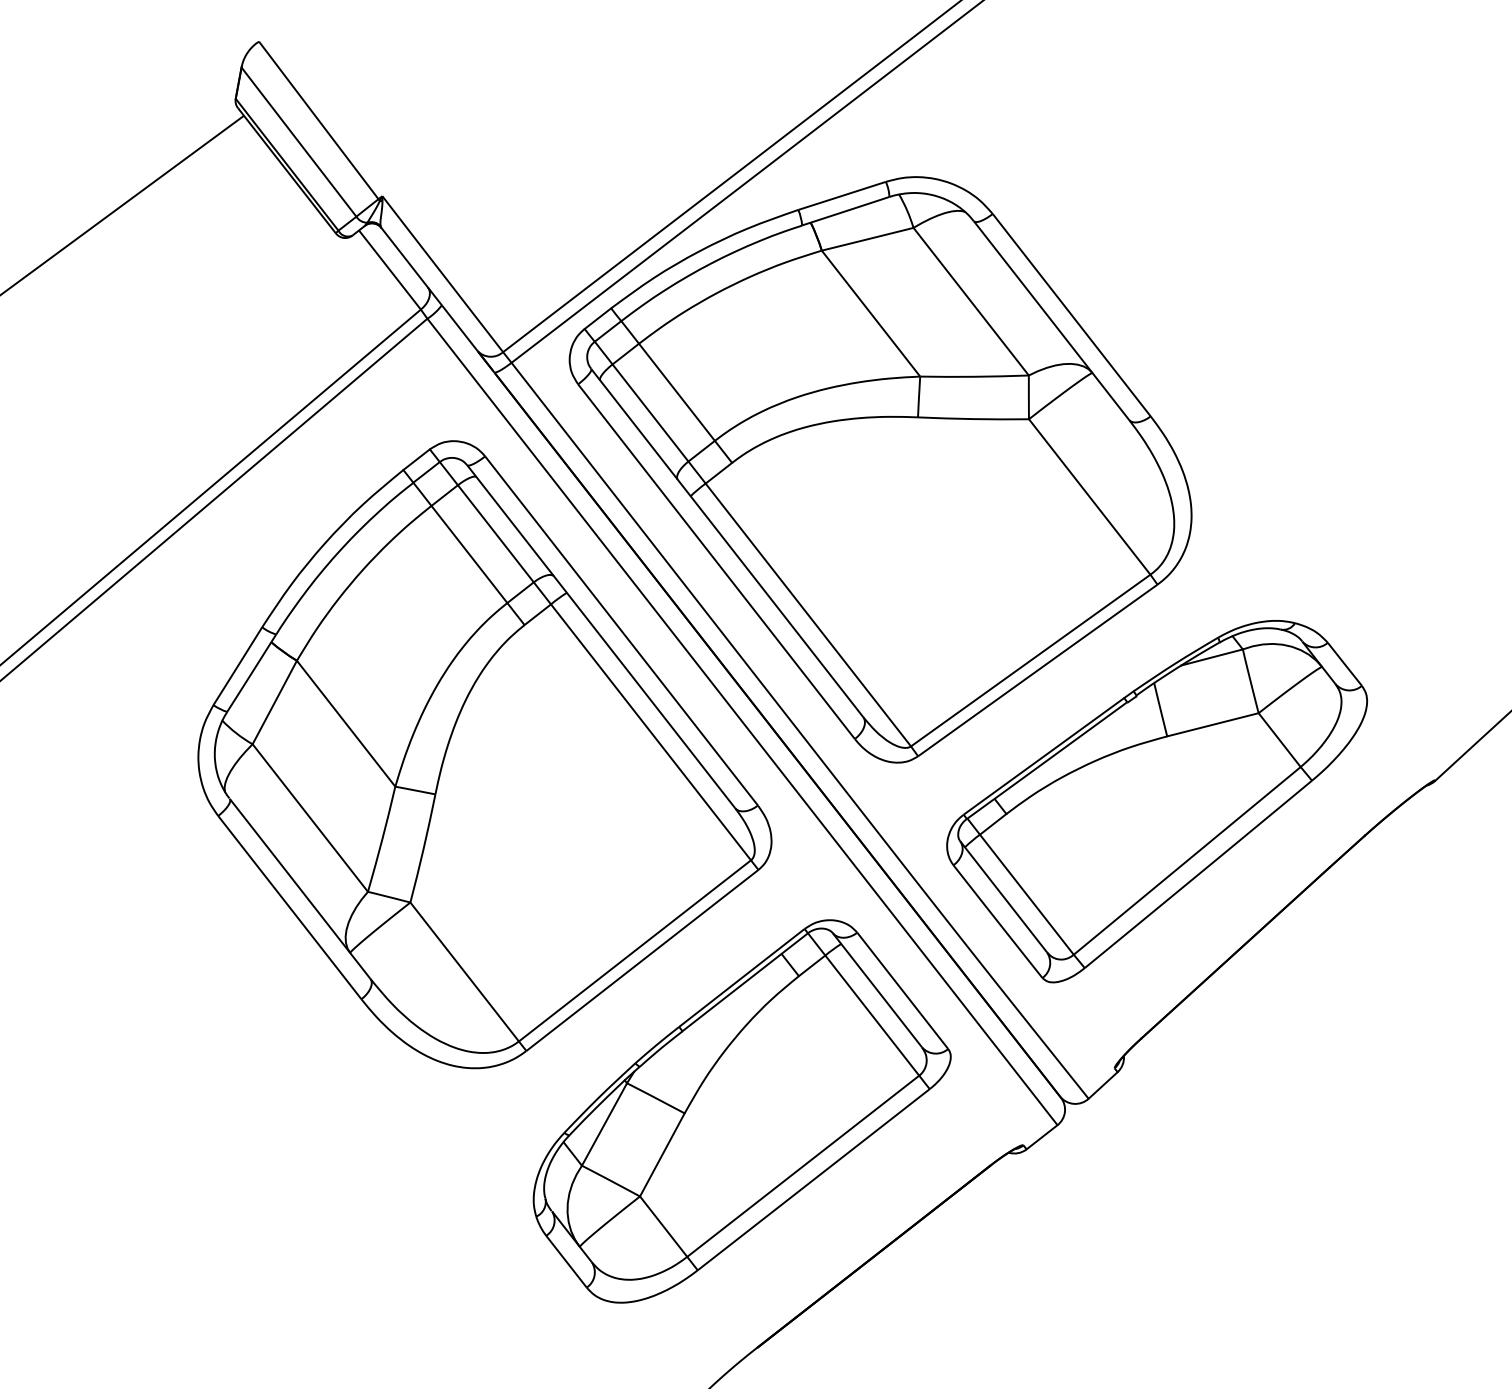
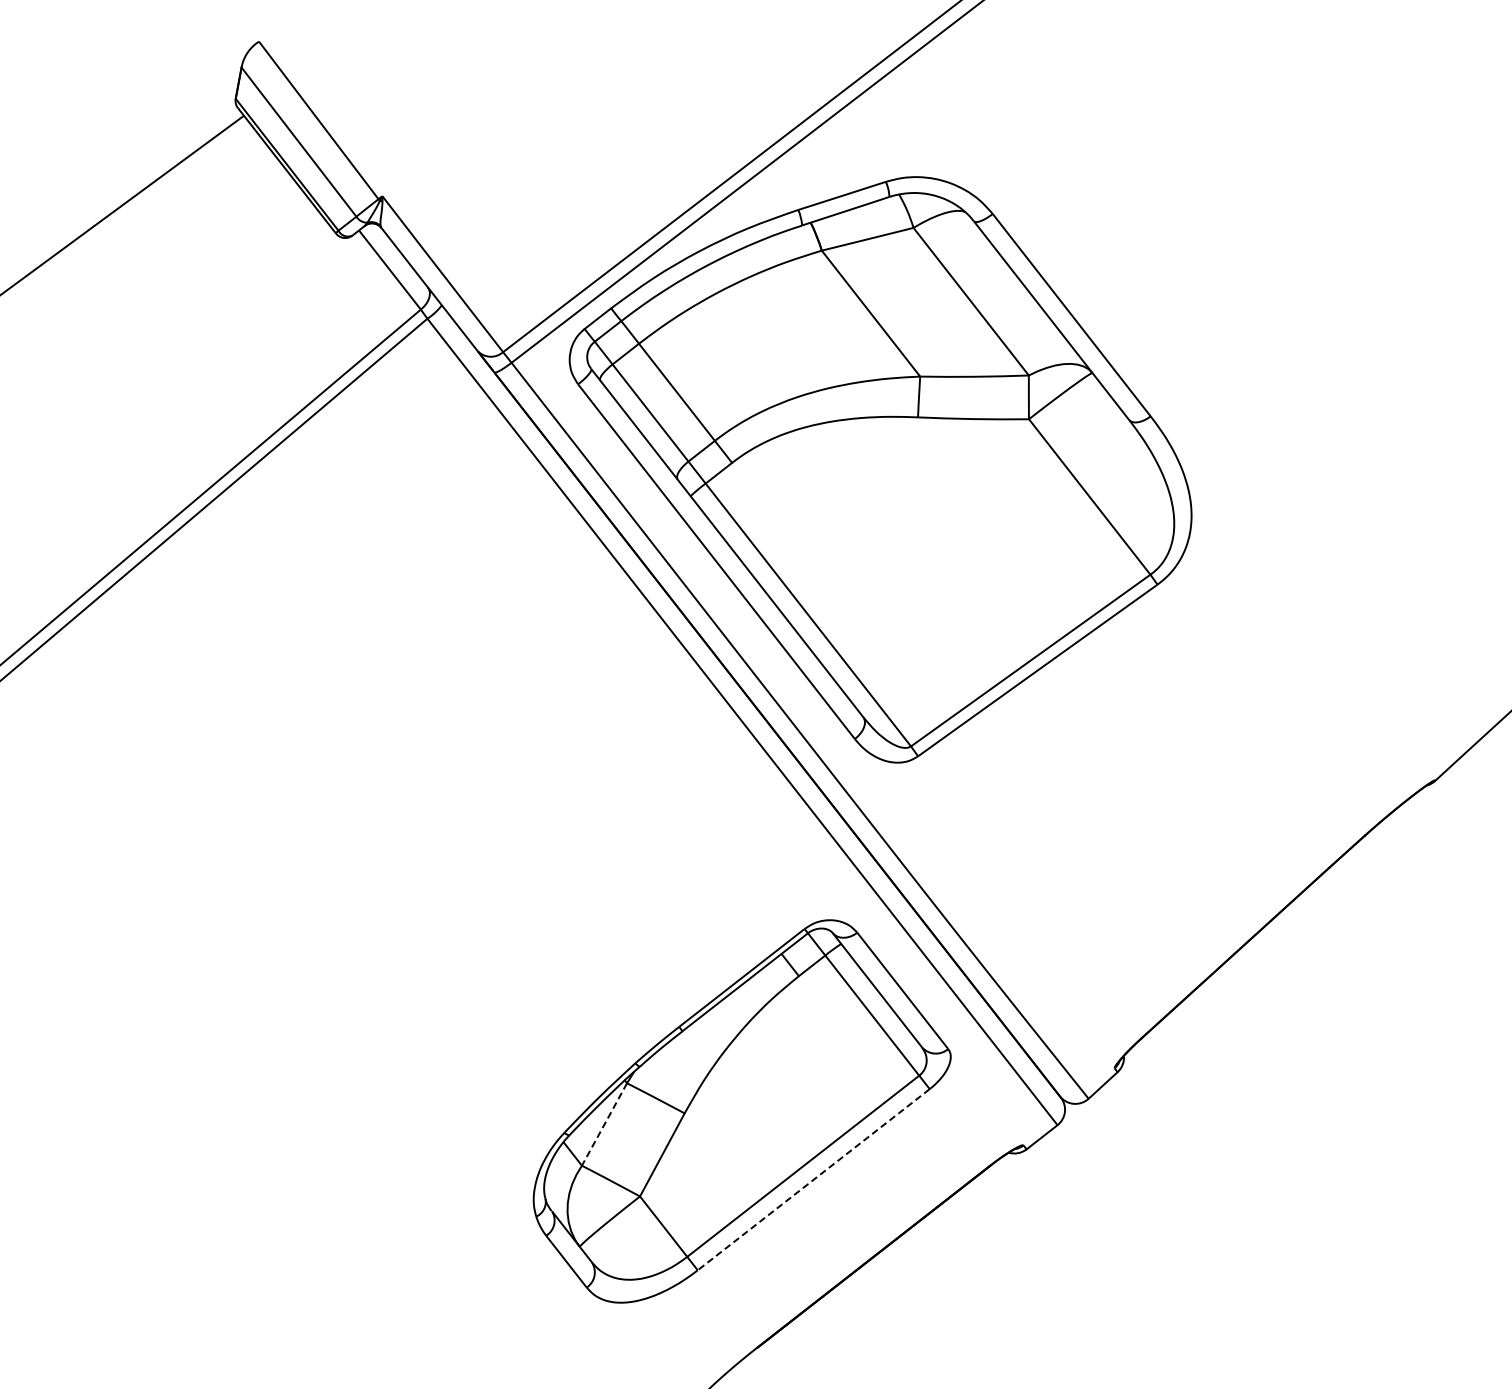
part: present -> none (484, 754)
part: present -> none (1157, 801)
line: solid -> dashed (604, 1124)
line: solid -> dashed (813, 1179)
